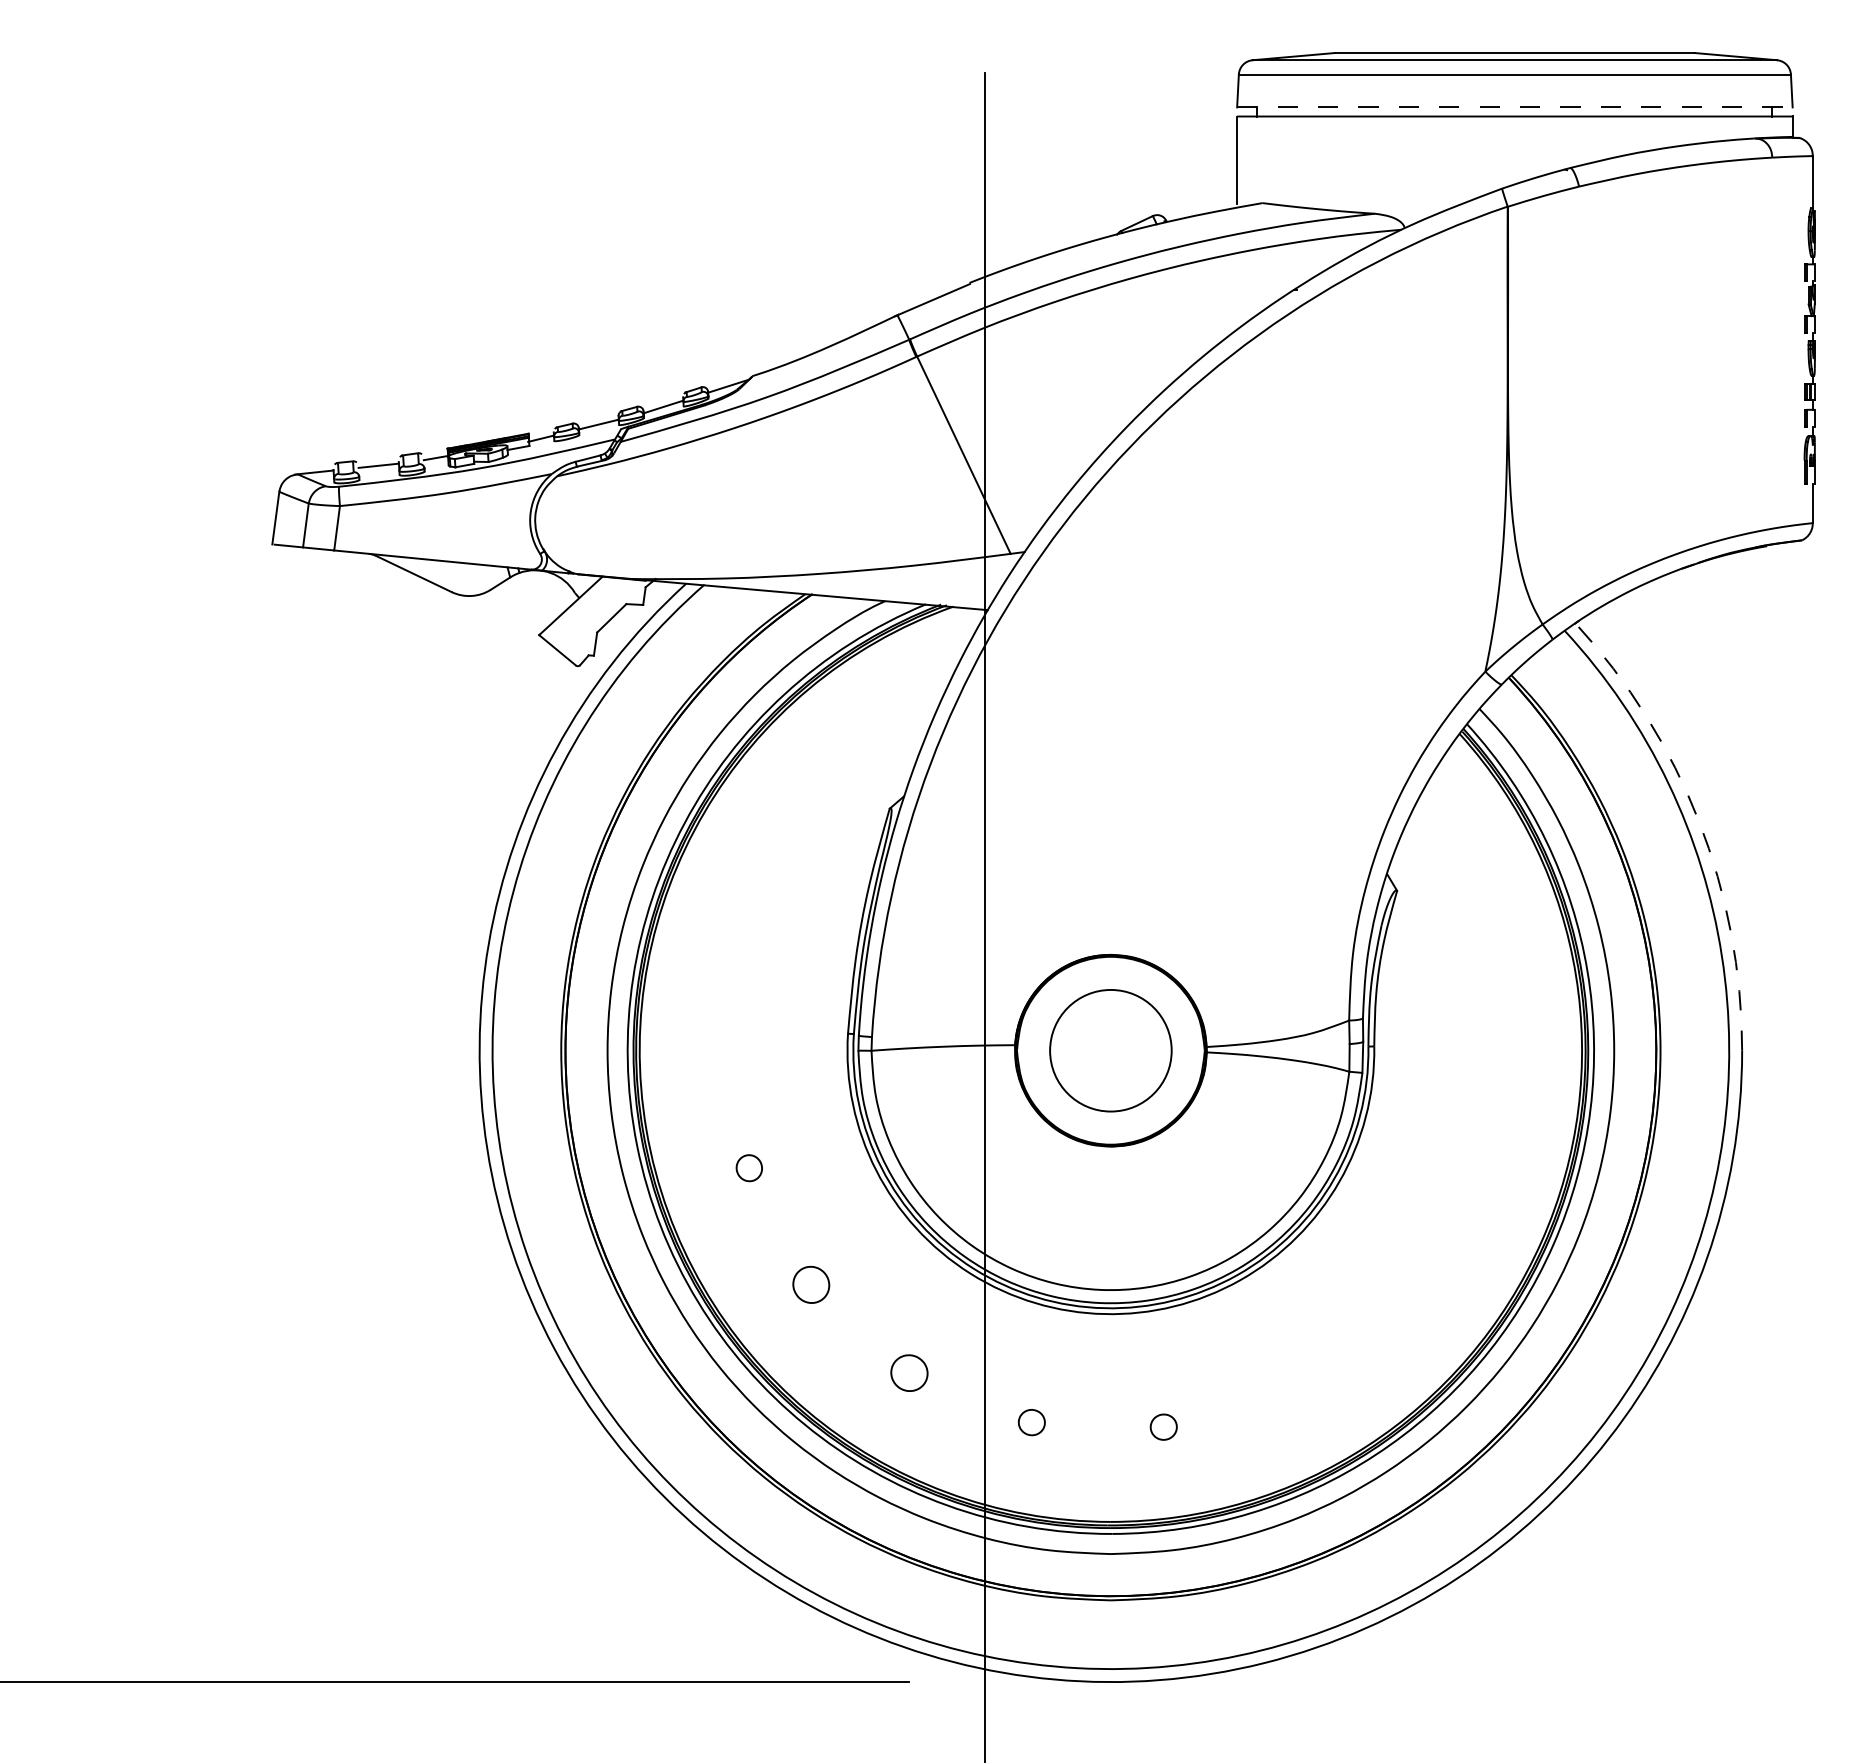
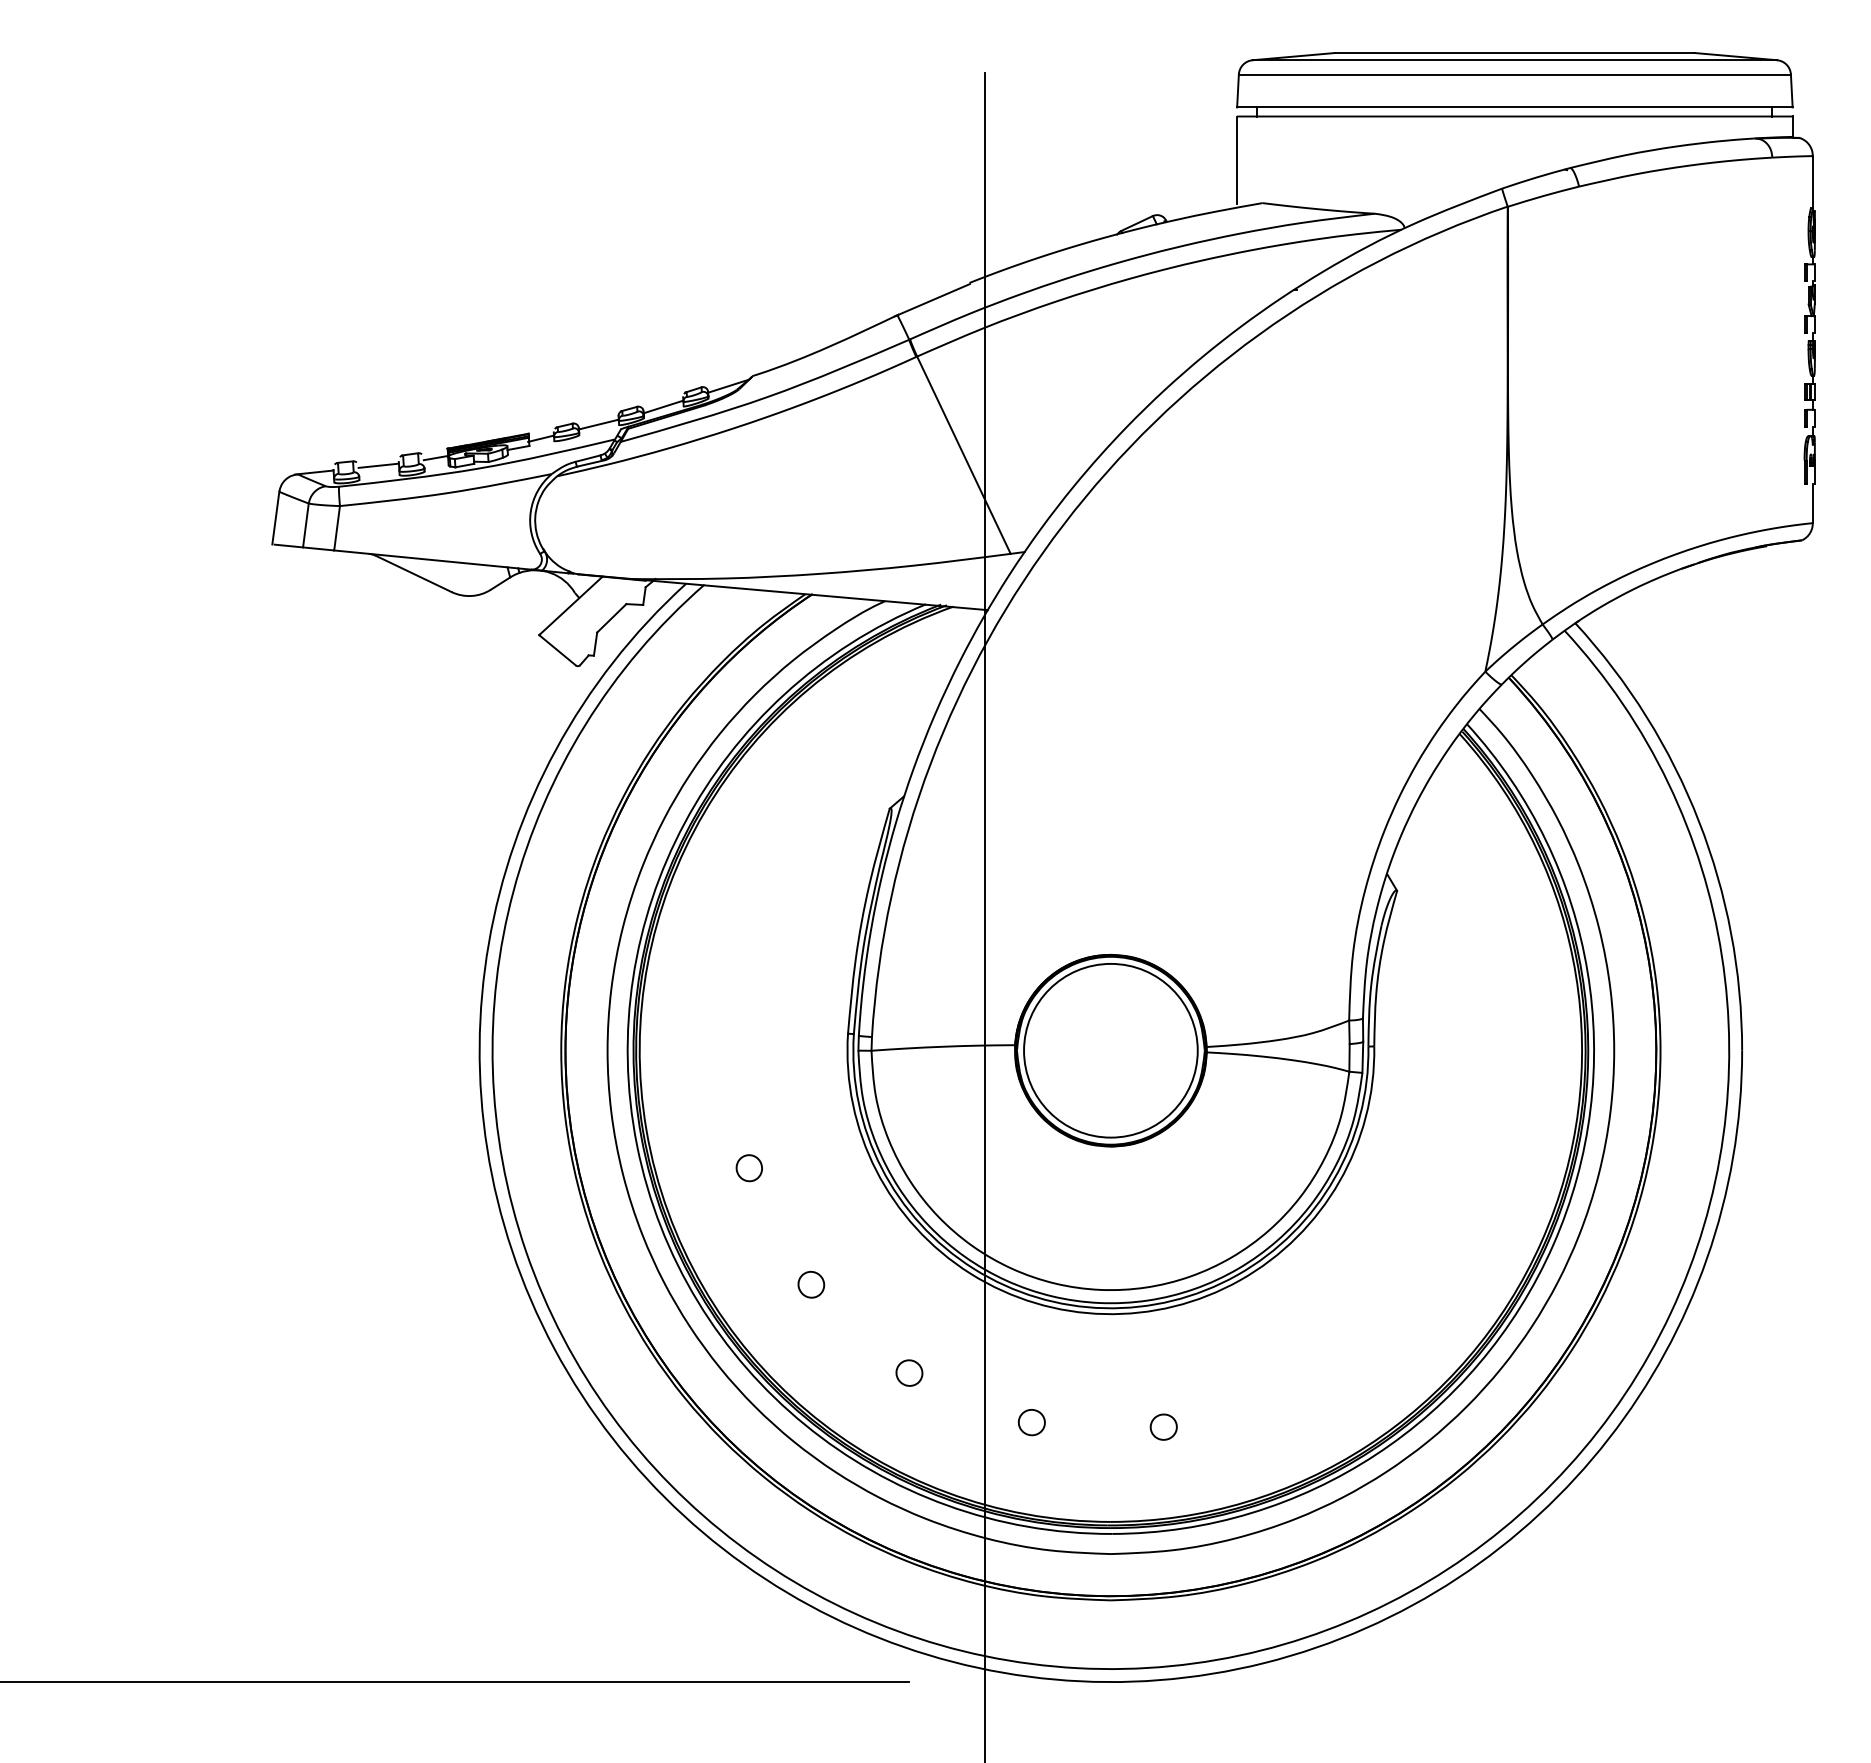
line: dashed -> solid (1514, 107)
arc: dashed -> solid (1698, 821)
circle diameter: 122 px -> 174 px (1110, 1050)
part size: 39x39 px -> 29x29 px (811, 1284)
part size: 39x38 px -> 29x28 px (909, 1372)
